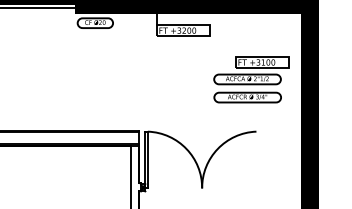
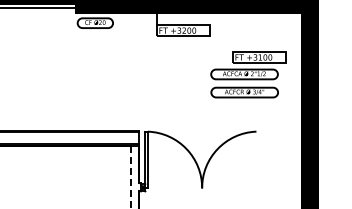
part position: (251, 79) -> (248, 74) (248, 74)
line: solid -> dashed (131, 177)
